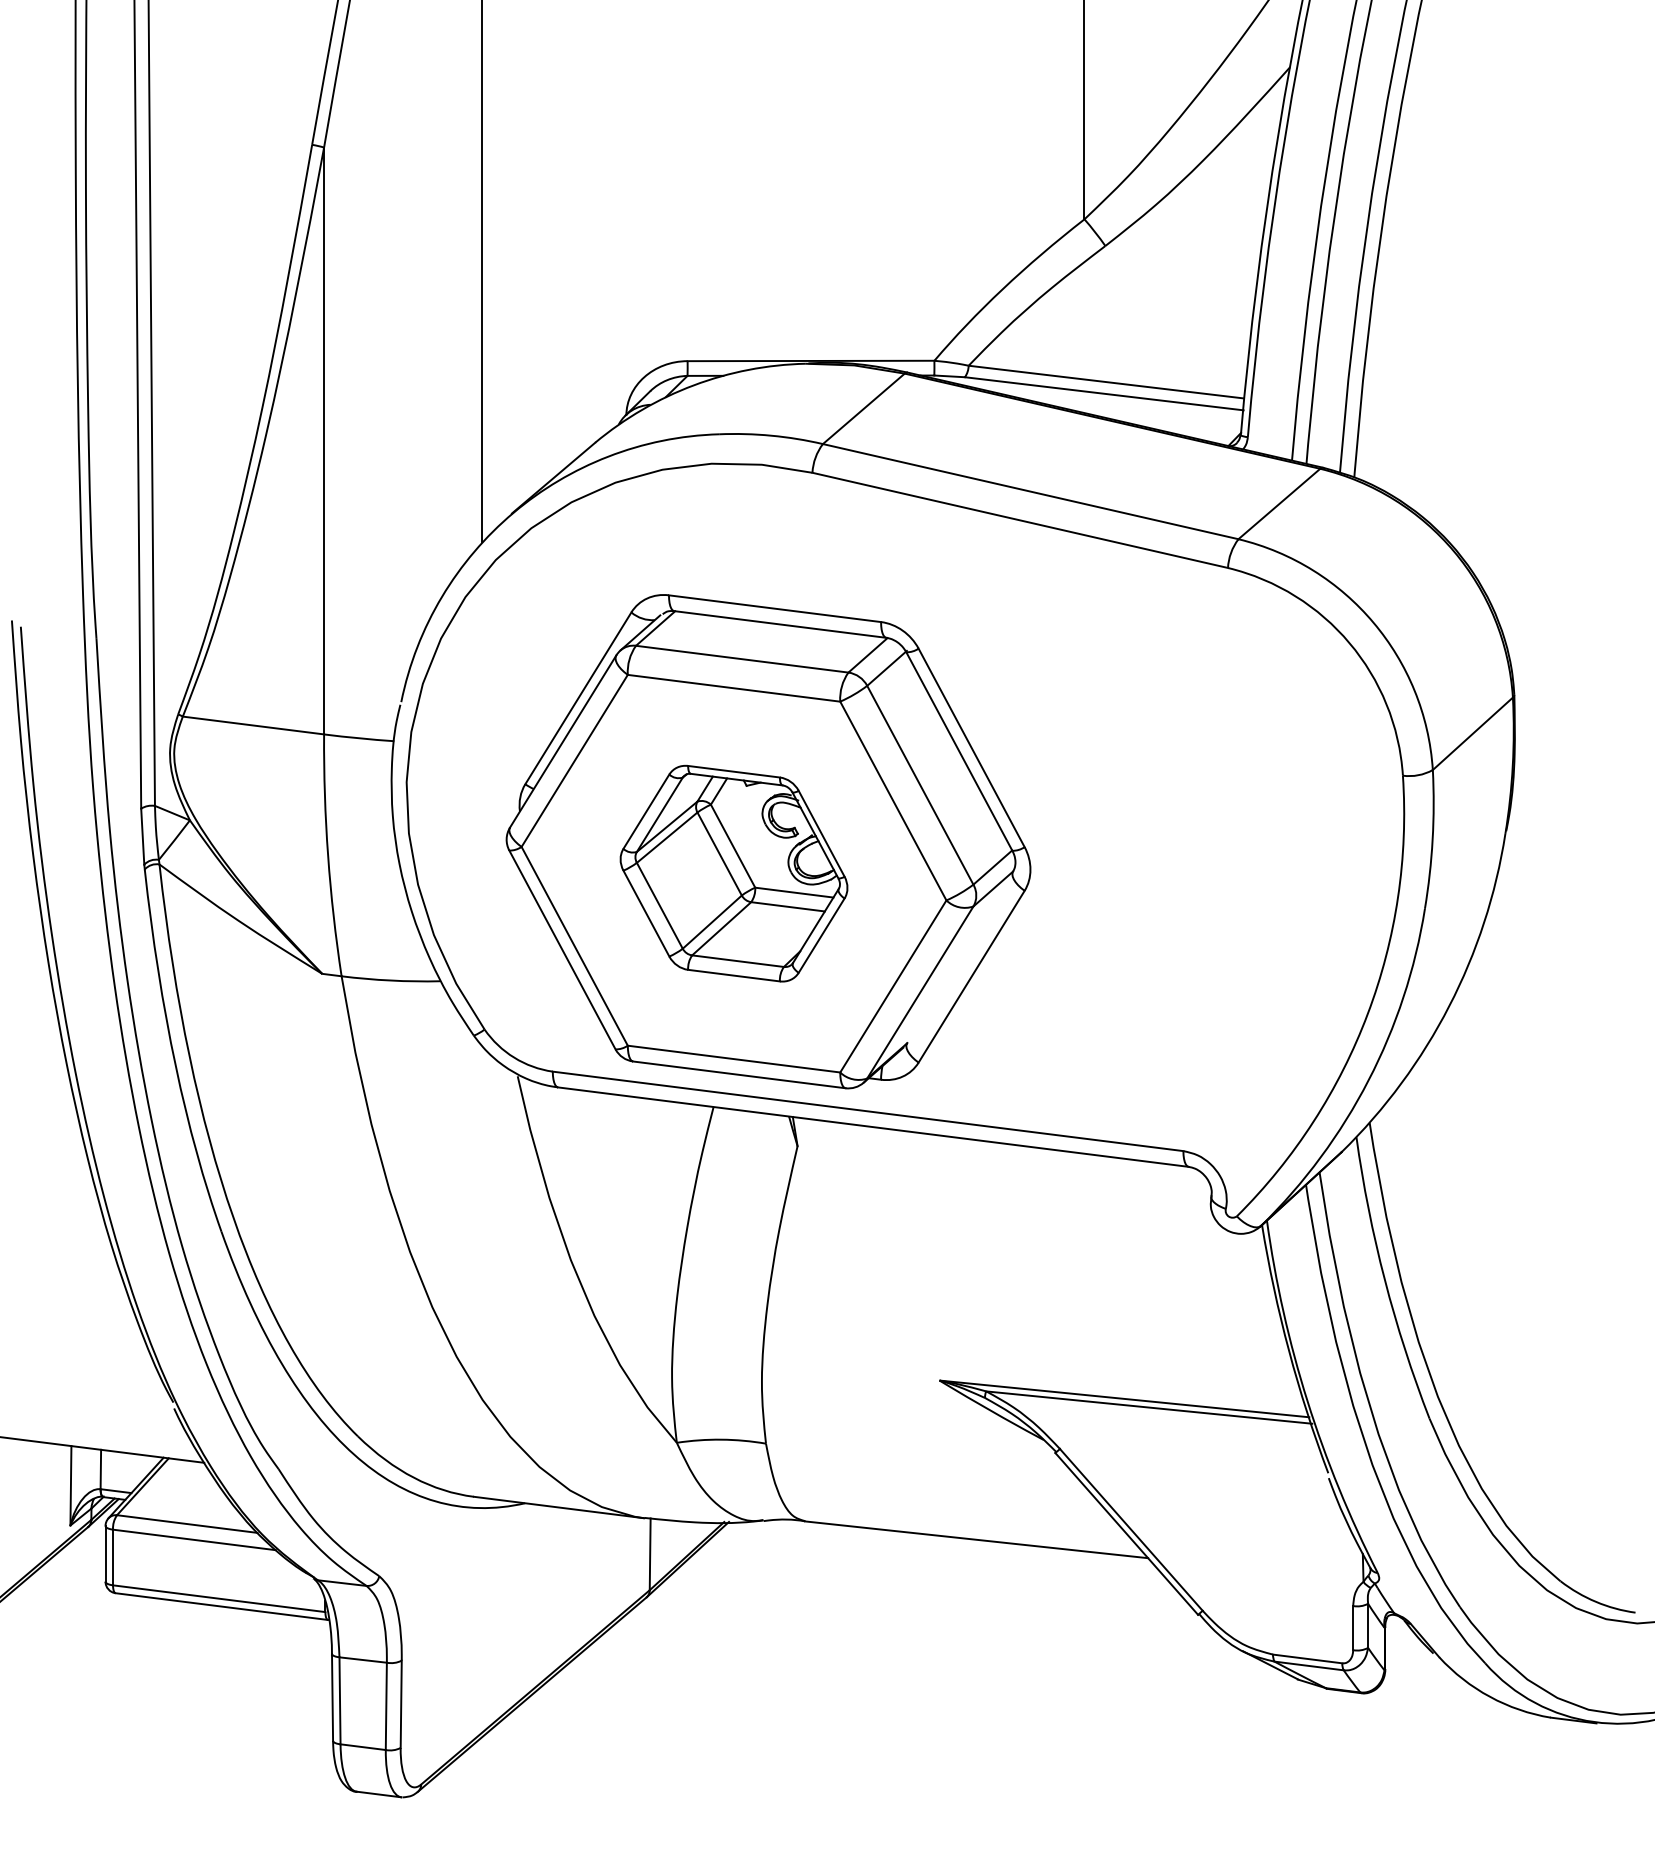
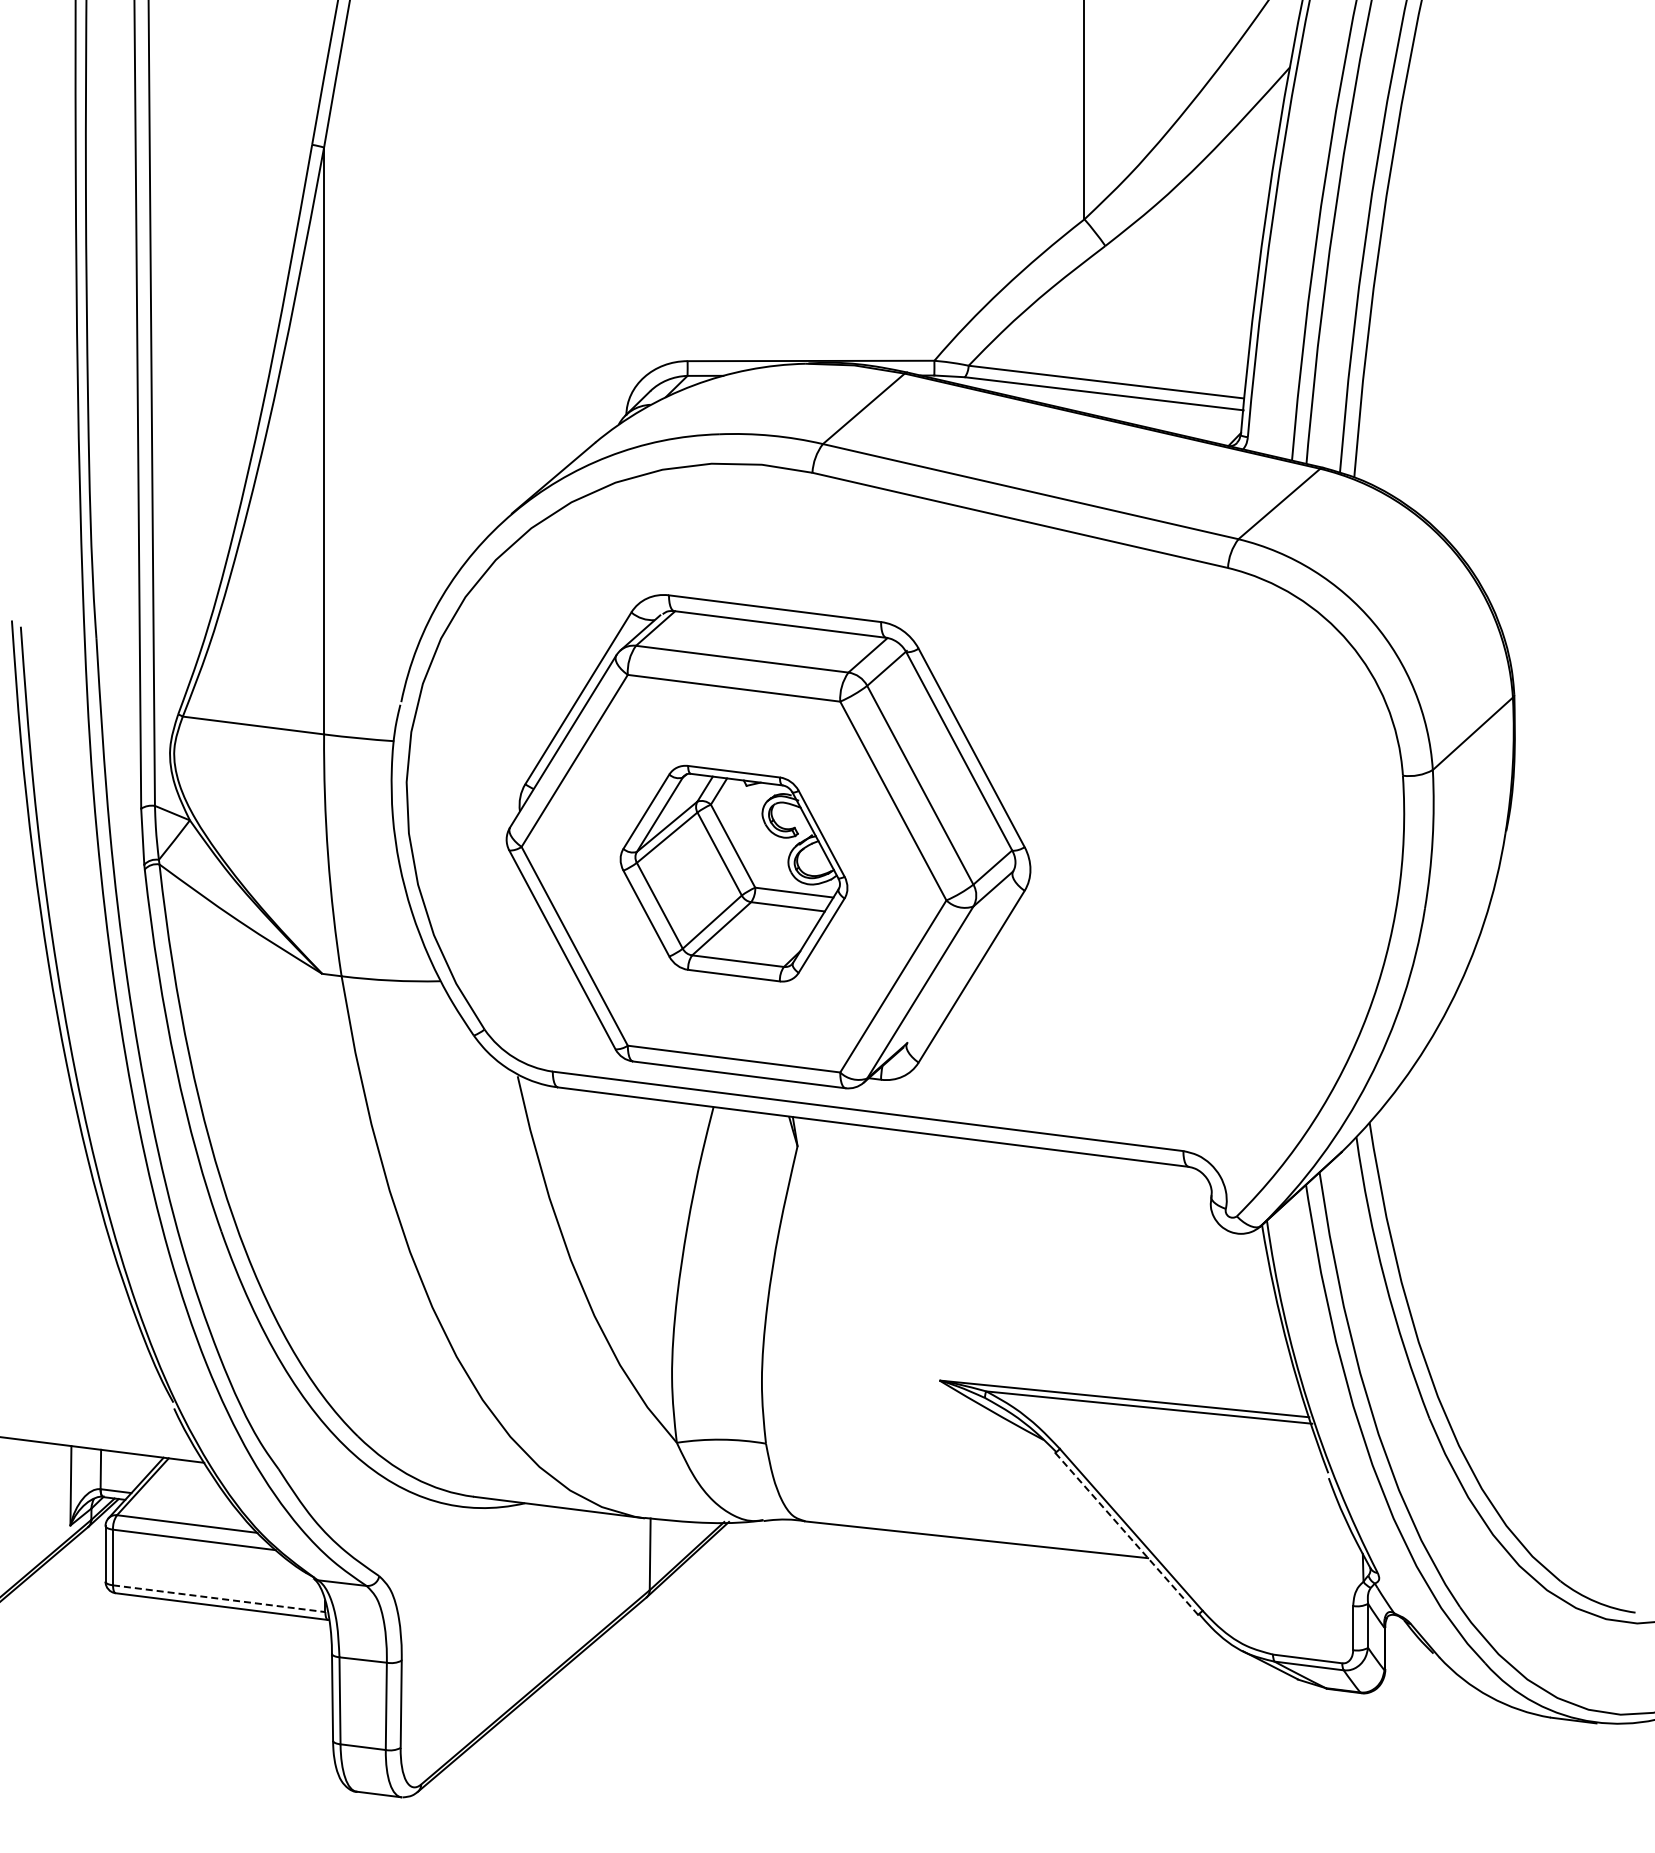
line: present -> none (482, 272)
line: solid -> dashed (1126, 1533)
line: solid -> dashed (219, 1598)
